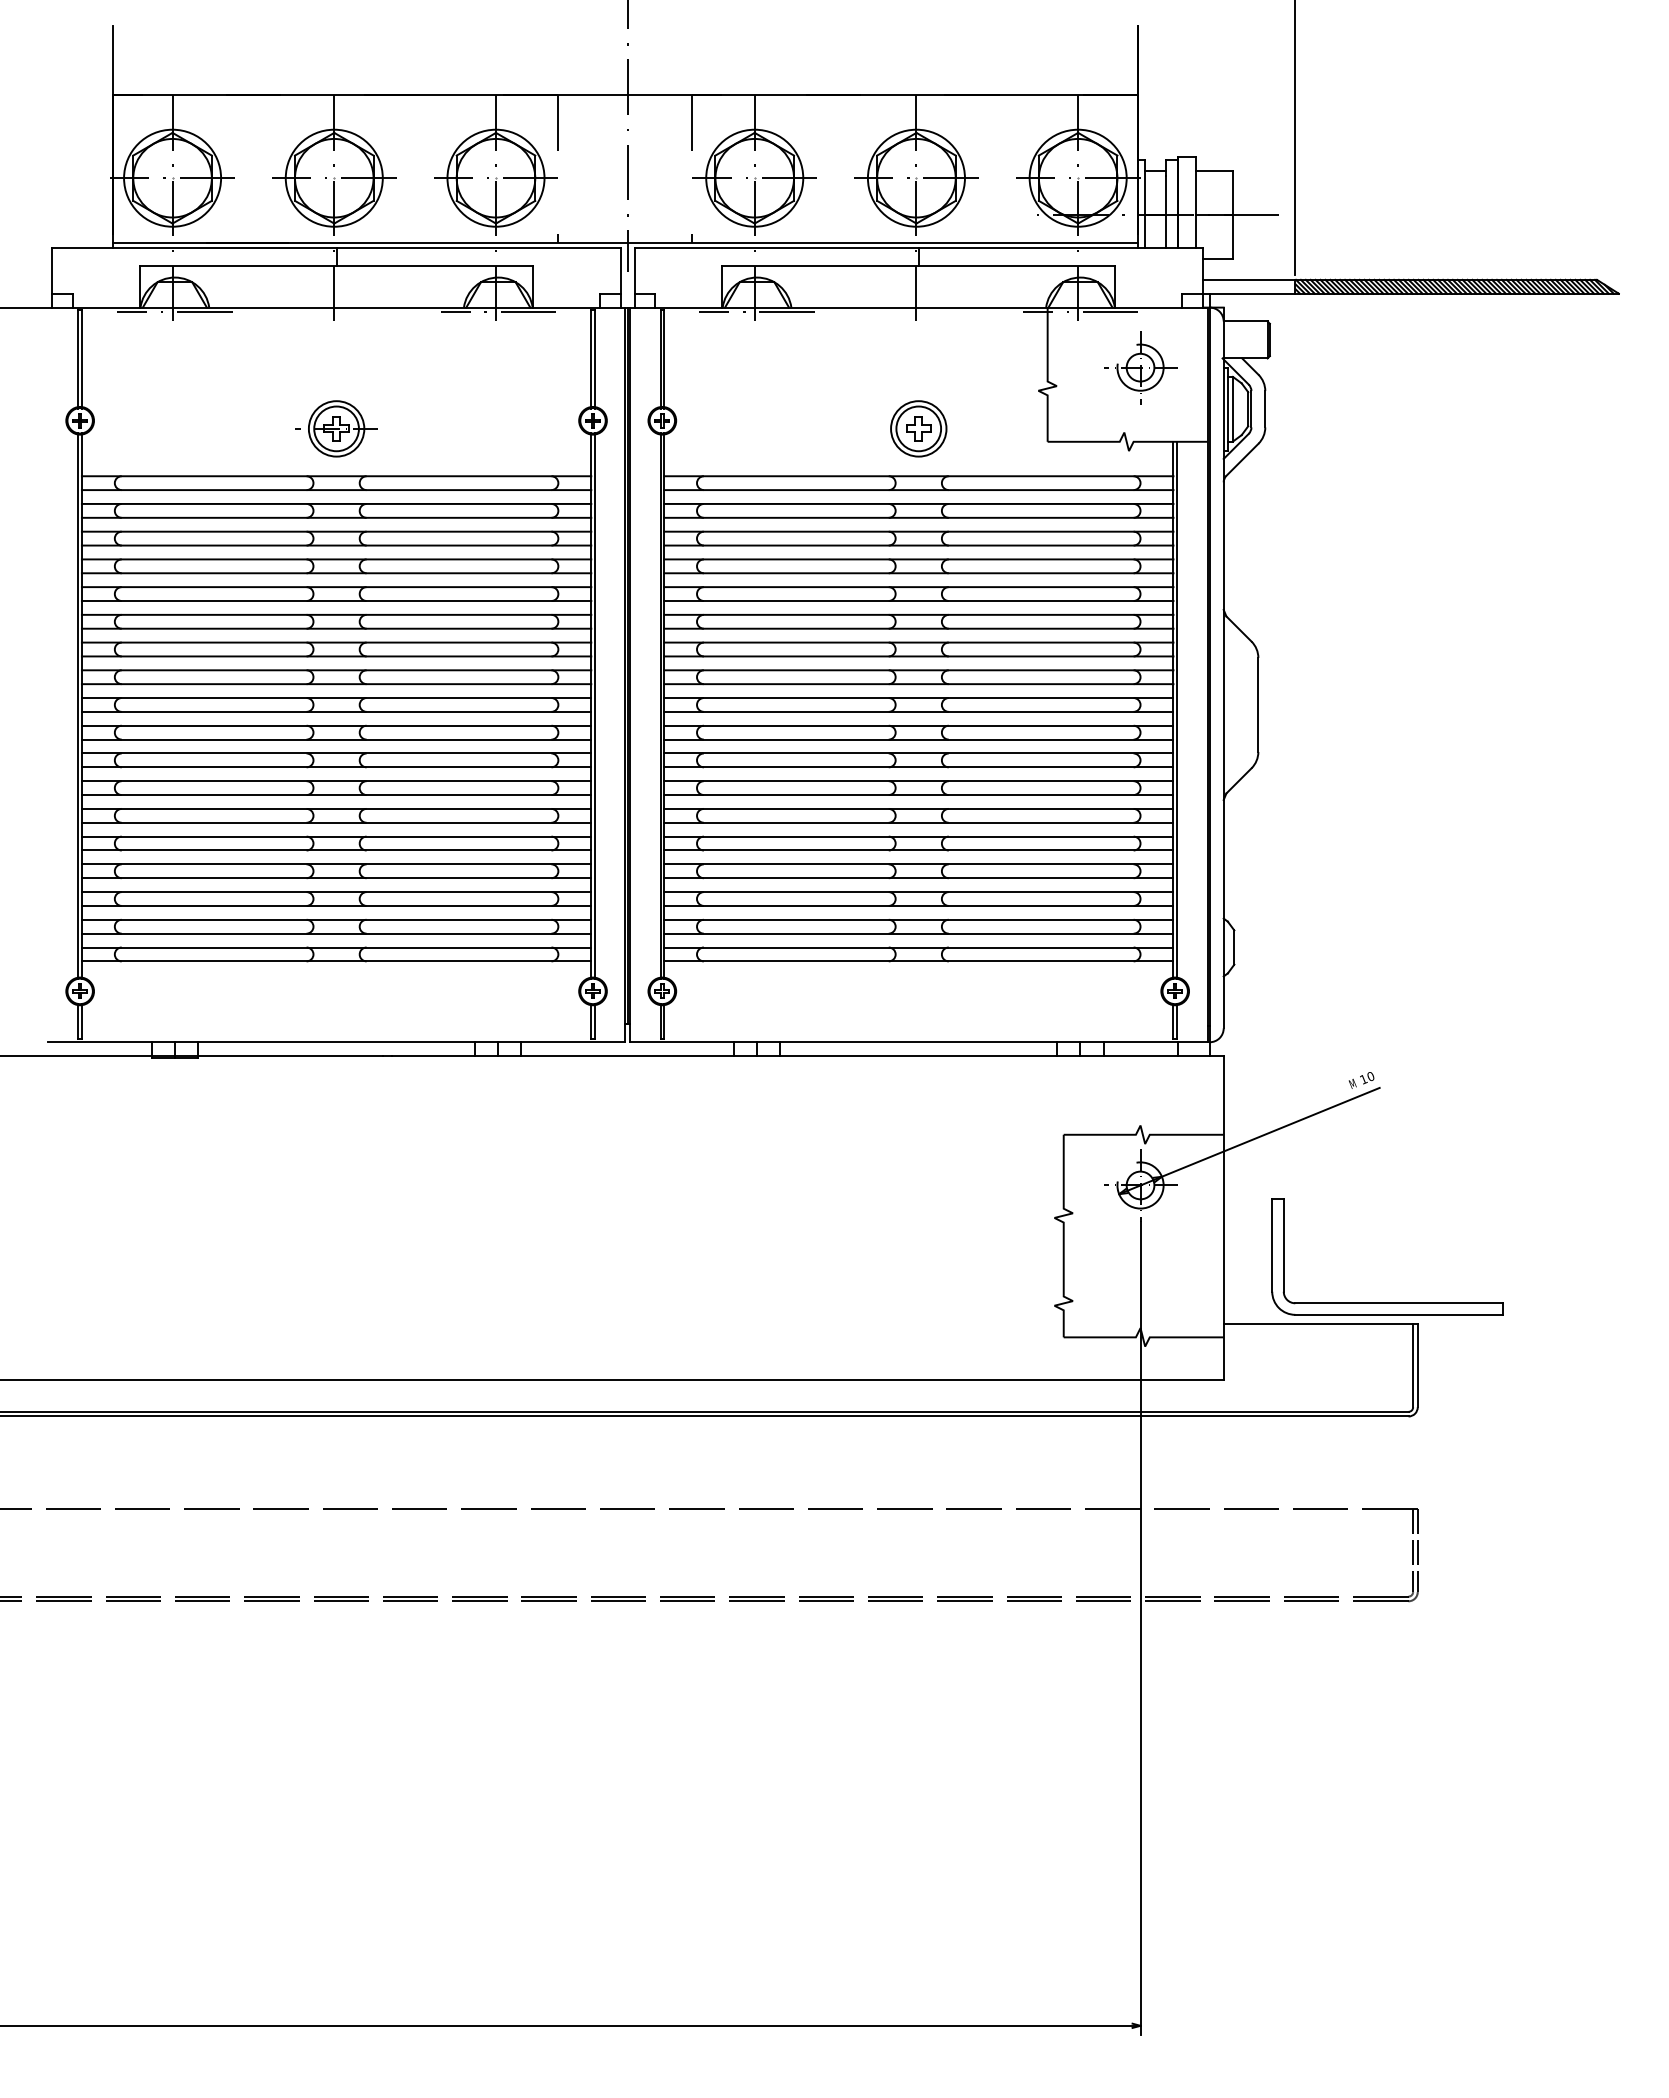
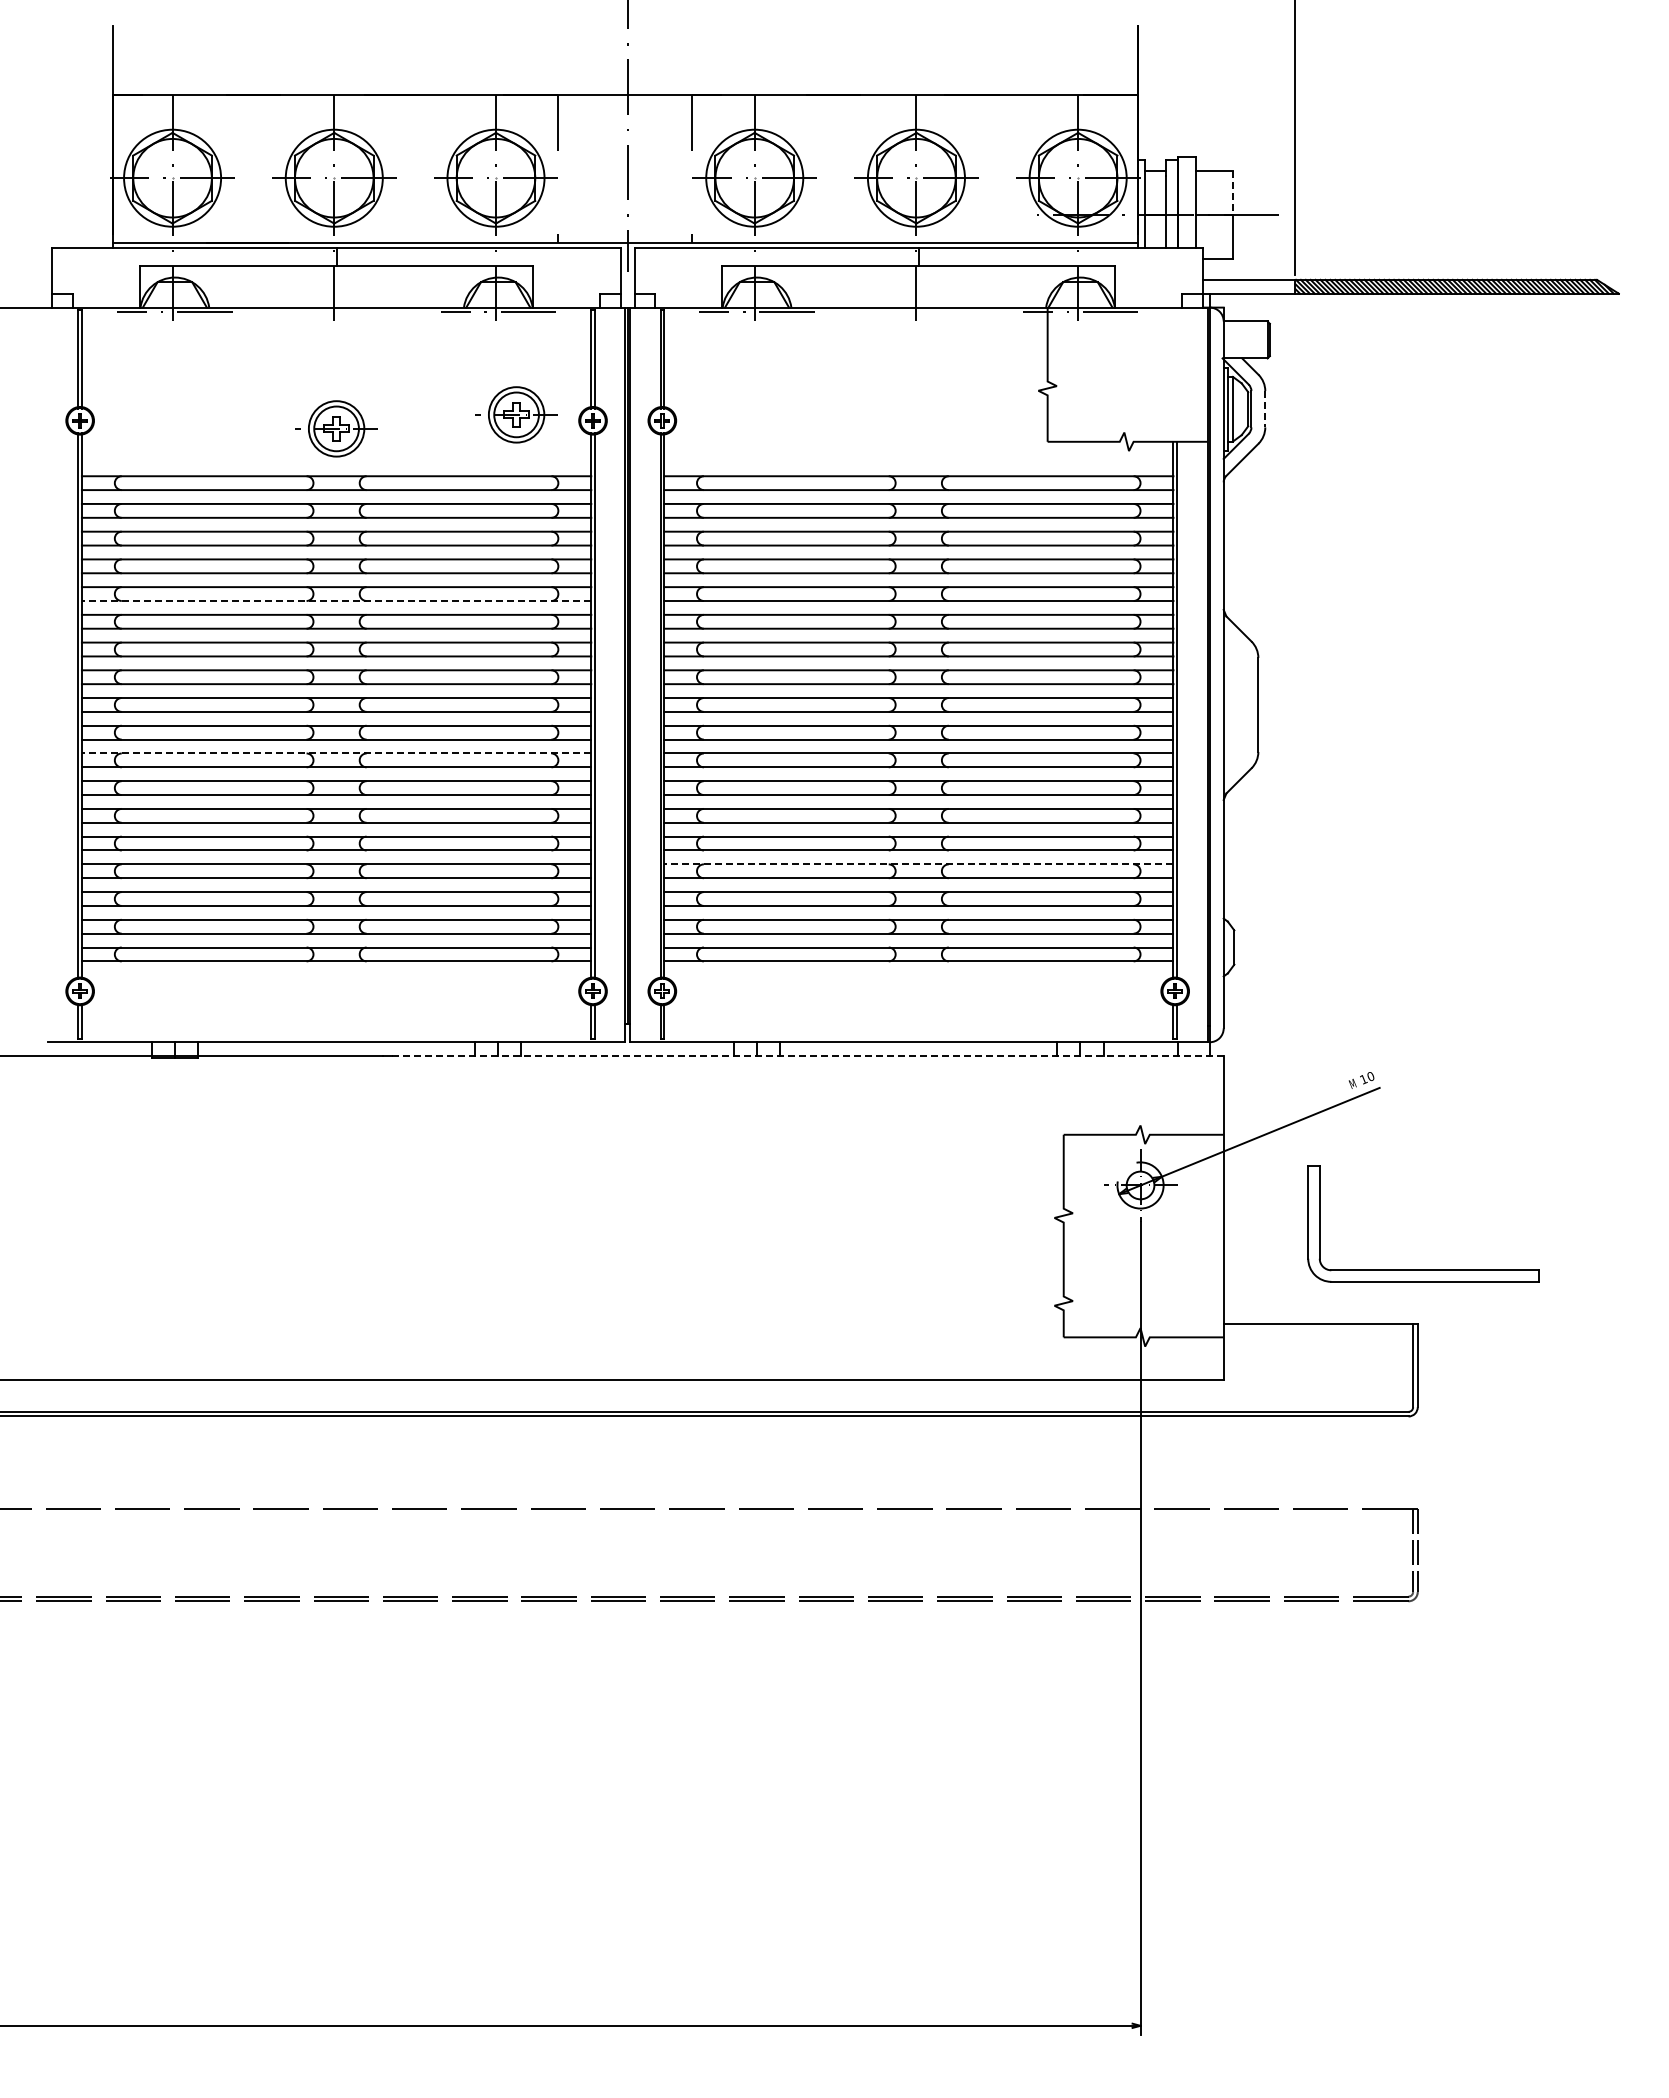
line: solid -> dashed (1232, 193)
part: present -> none (1140, 367)
line: solid -> dashed (1265, 409)
part: none -> present (516, 414)
part: present -> none (918, 428)
line: solid -> dashed (336, 601)
line: solid -> dashed (336, 753)
line: solid -> dashed (918, 864)
line: solid -> dashed (807, 1056)
part position: (1387, 1302) -> (1423, 1269) (1423, 1269)
